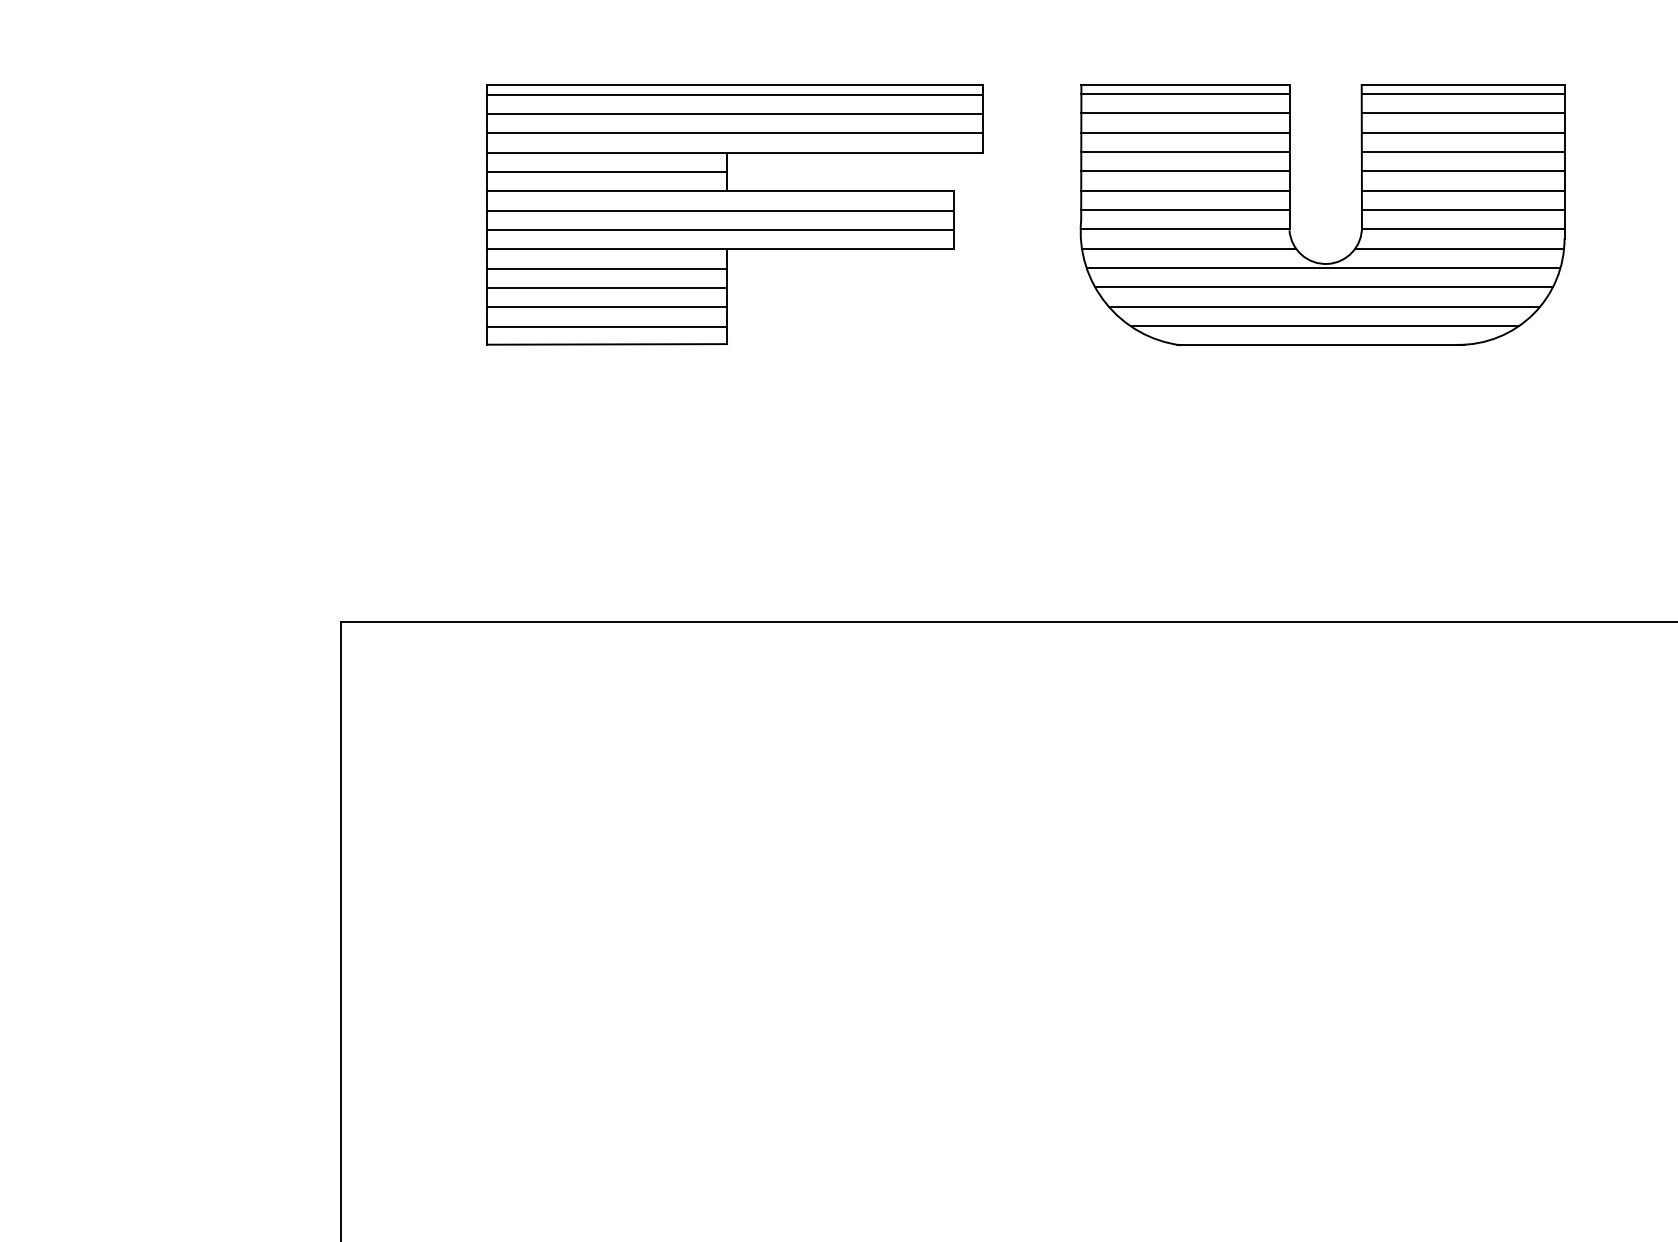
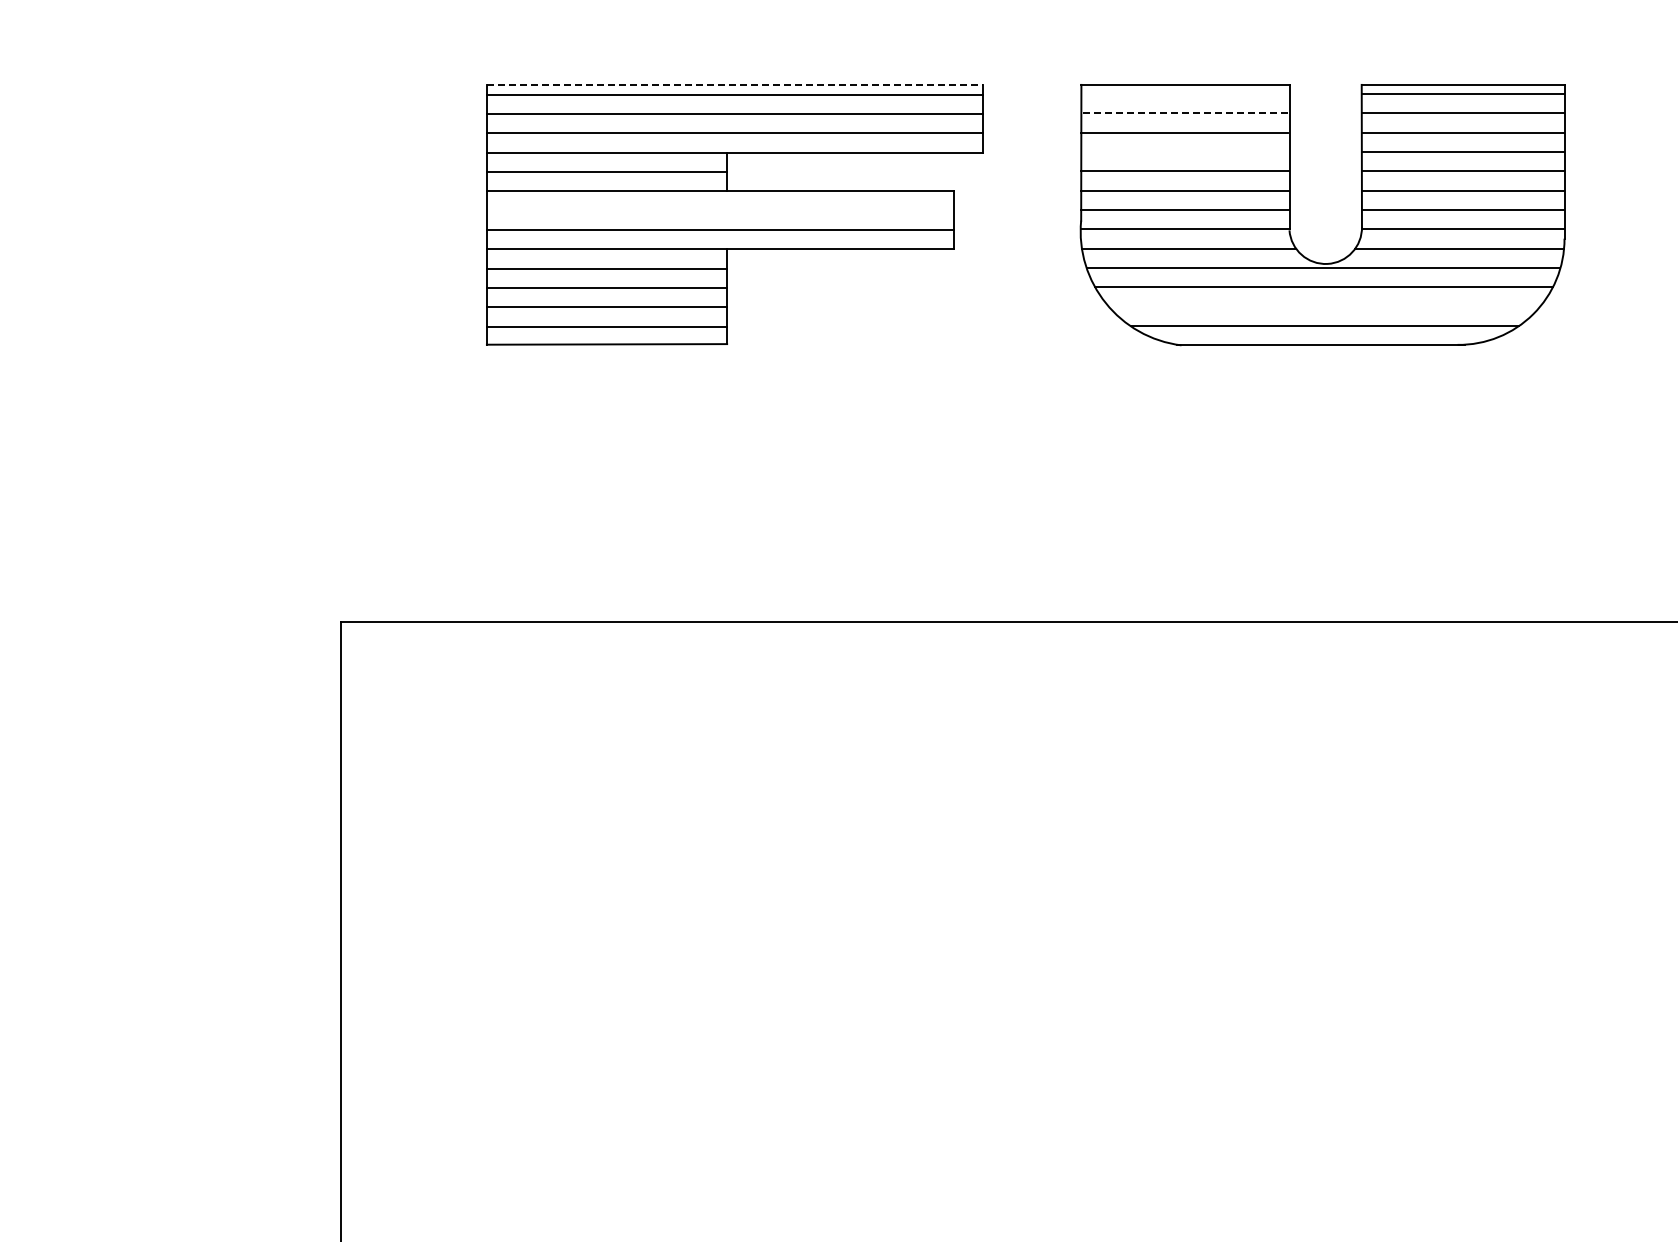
line: solid -> dashed (734, 84)
line: present -> none (1184, 93)
line: solid -> dashed (1184, 113)
line: present -> none (1184, 151)
line: present -> none (719, 210)
line: present -> none (1324, 306)
